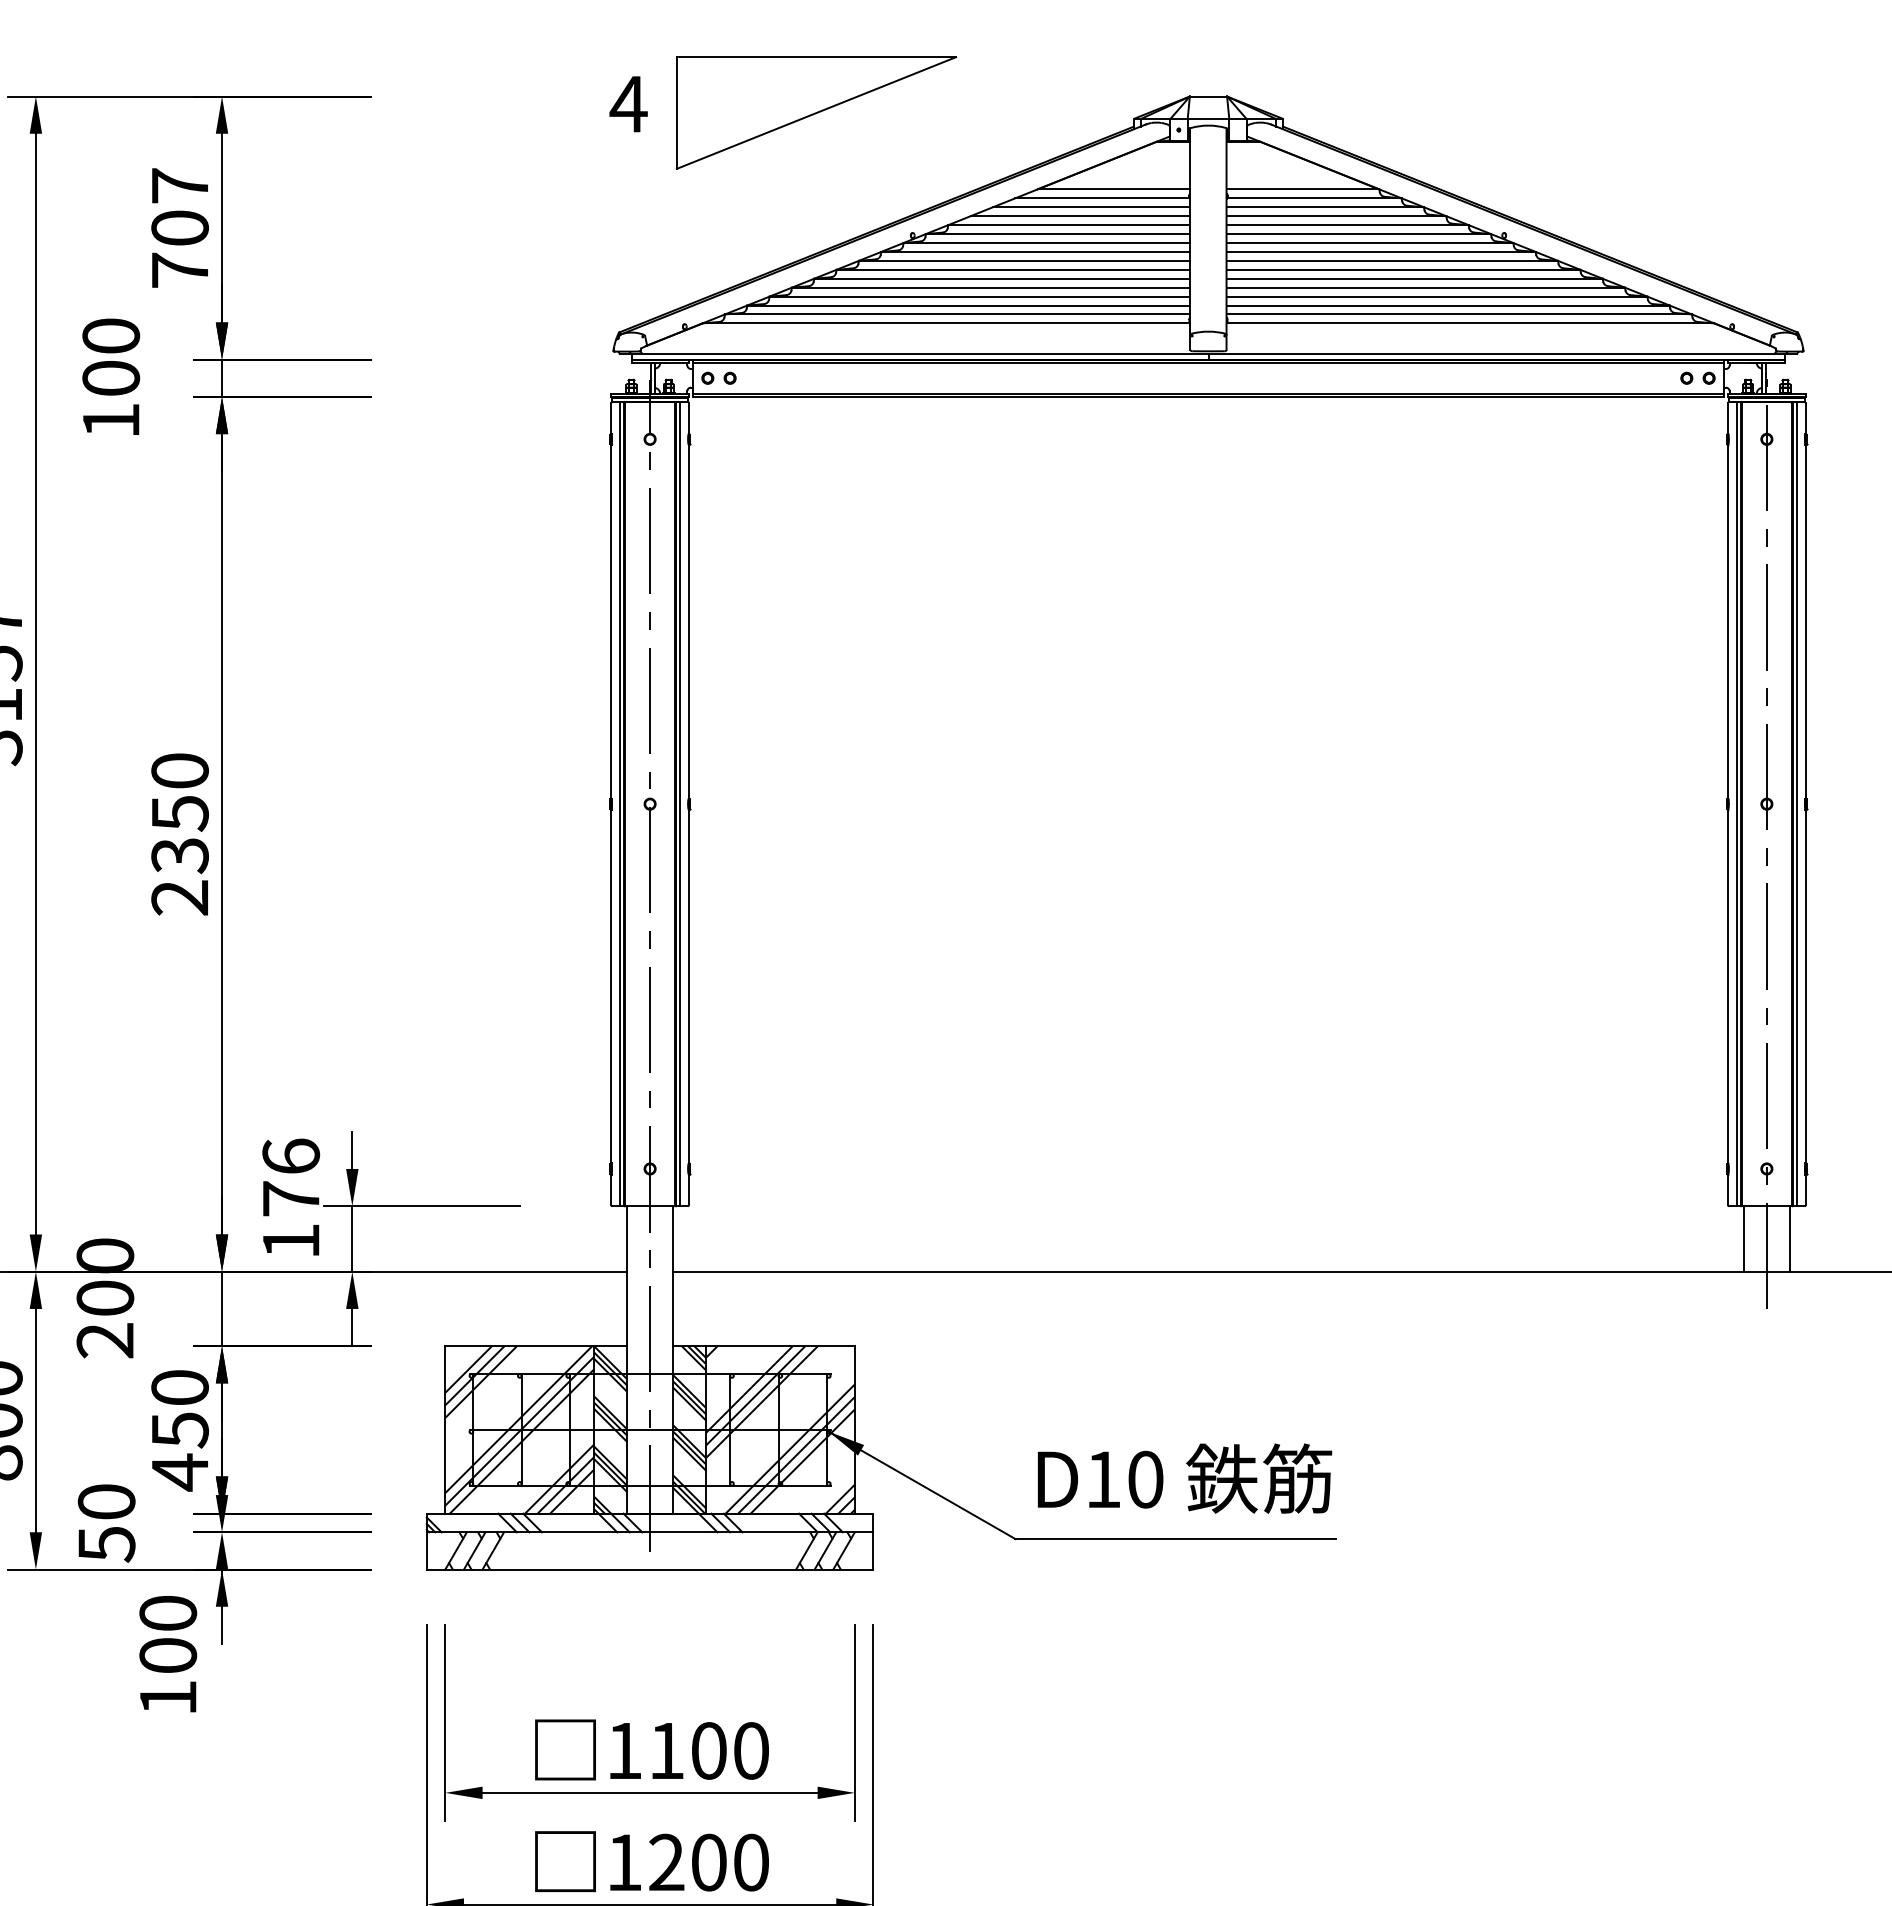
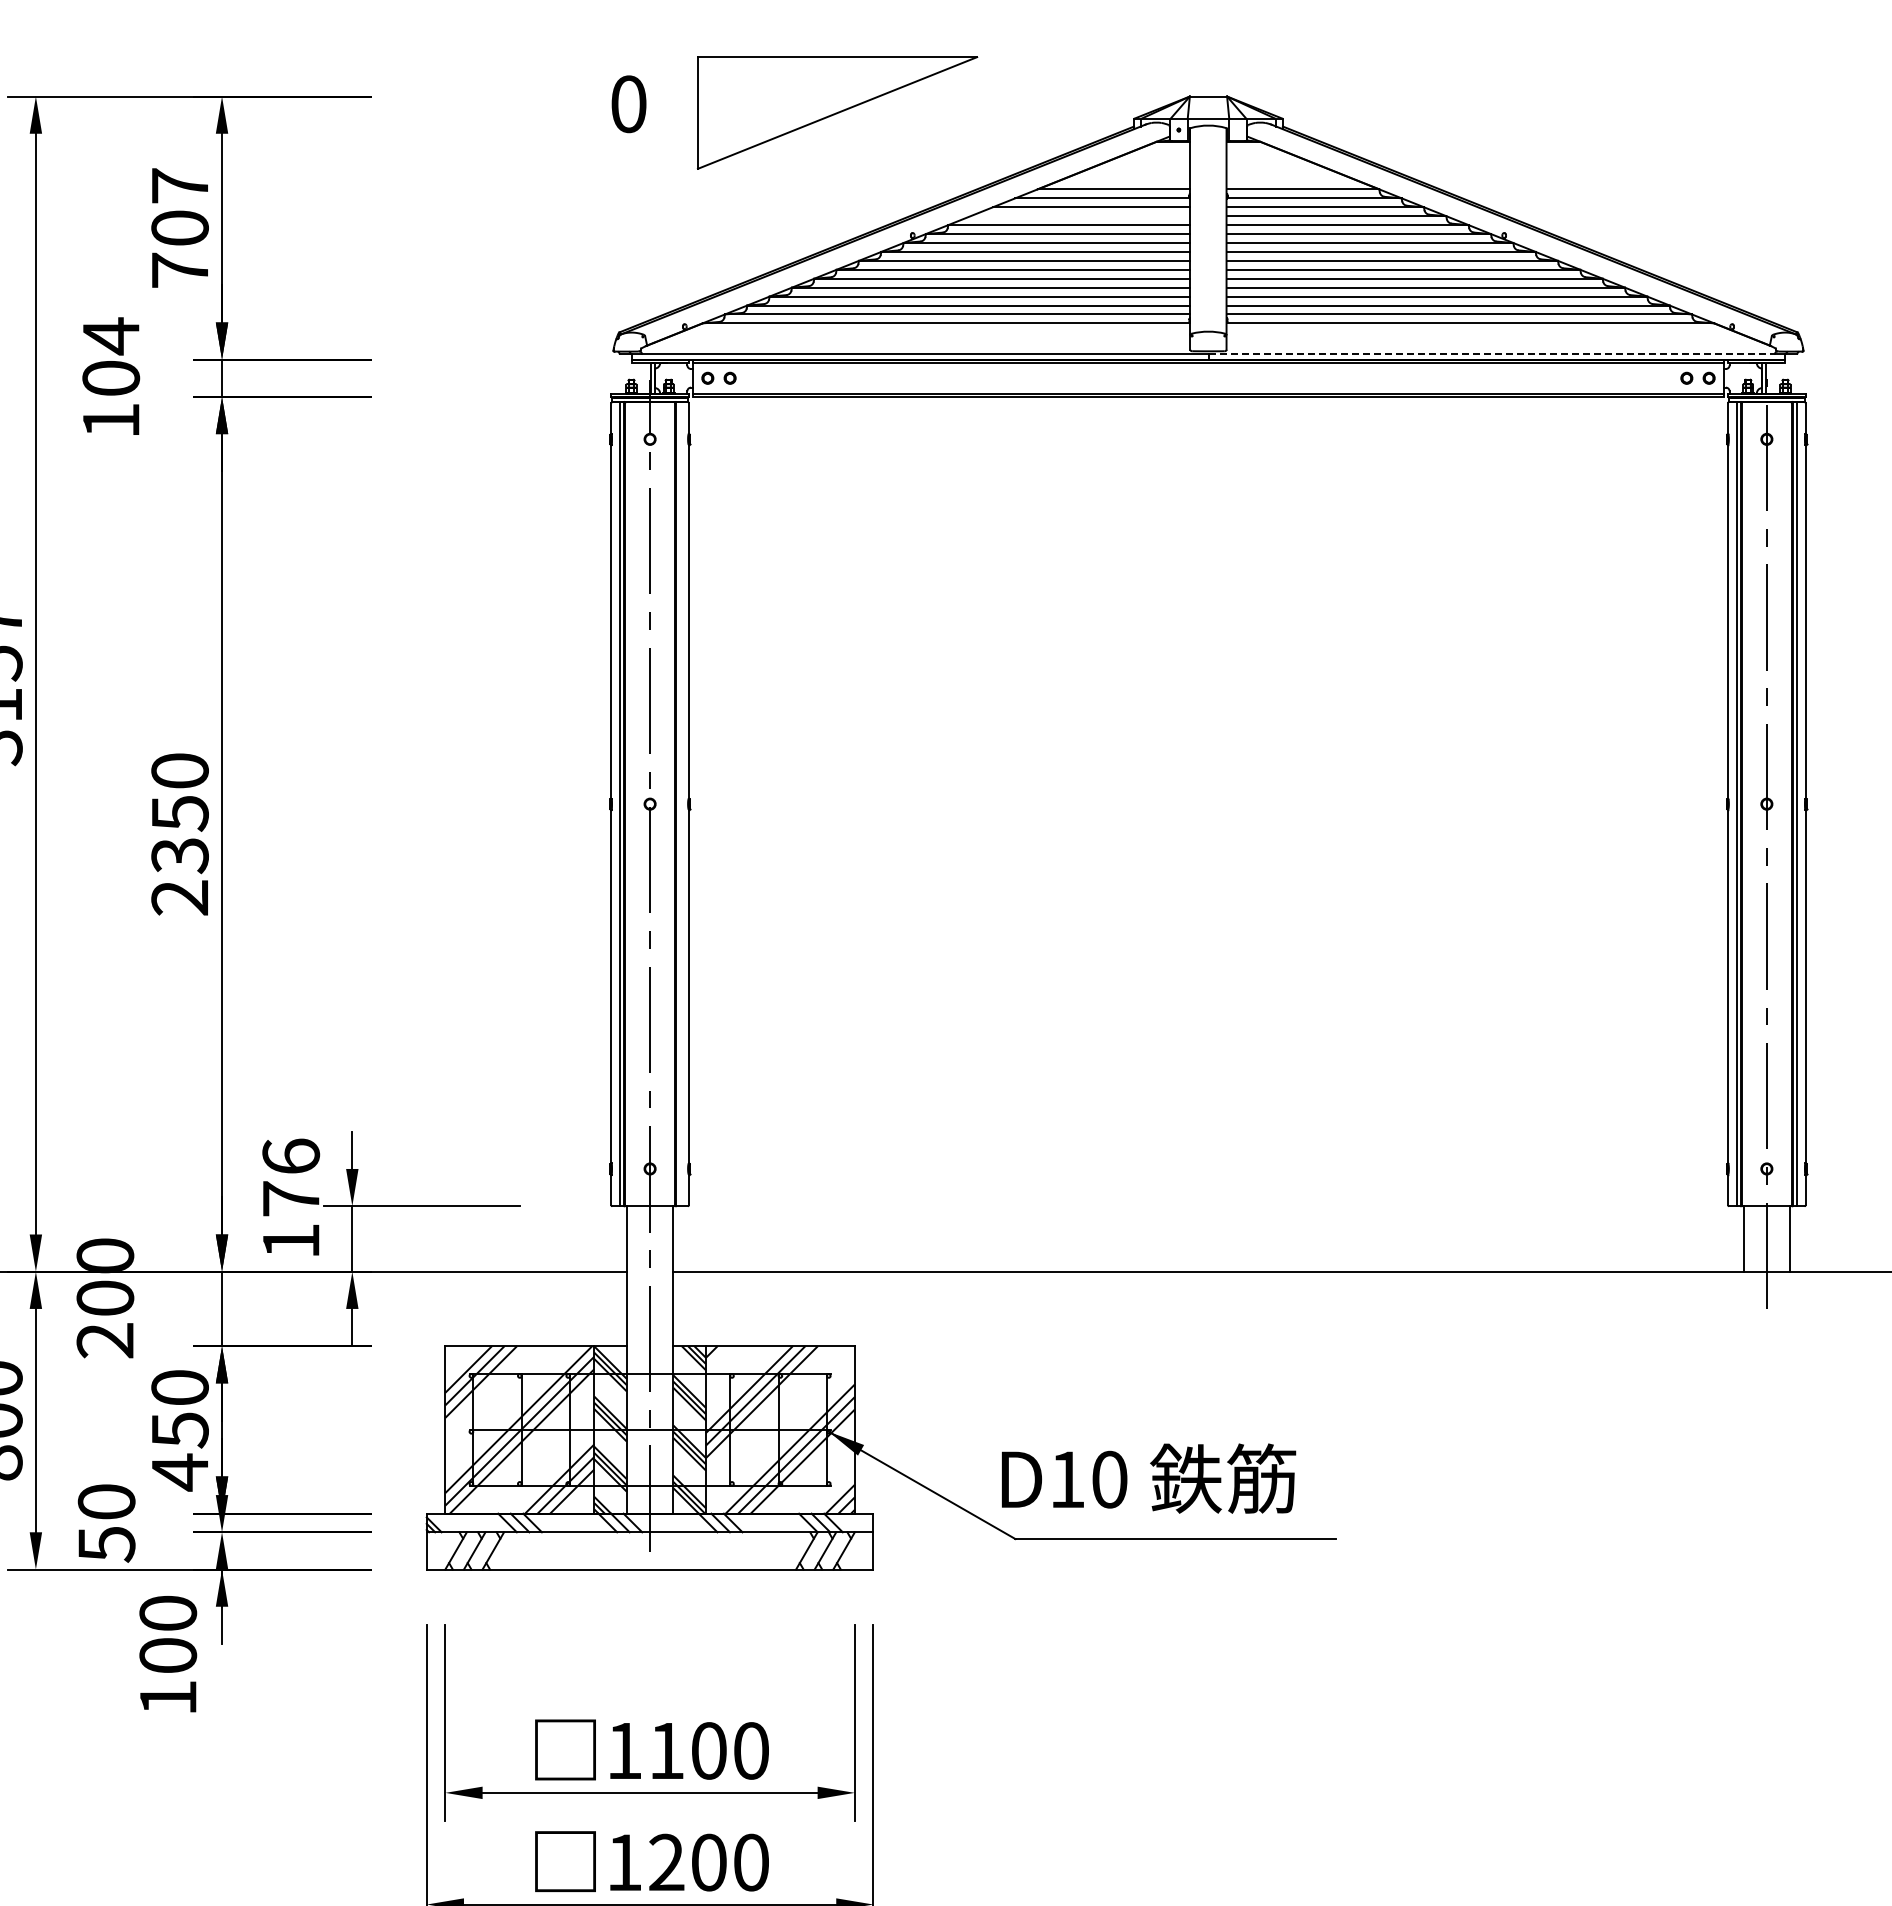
text: 4 -> 0 (628, 104)
part position: (816, 112) -> (837, 112) (837, 112)
line: present -> none (1080, 216)
text: 100 -> 104 (111, 336)
line: solid -> dashed (1492, 354)
line: present -> none (680, 804)
text position: (1185, 1478) -> (1149, 1478) (1149, 1478)
